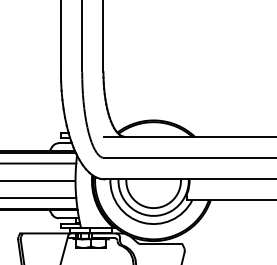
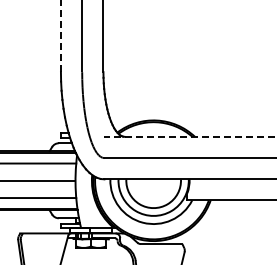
line: solid -> dashed (60, 36)
line: solid -> dashed (190, 136)
